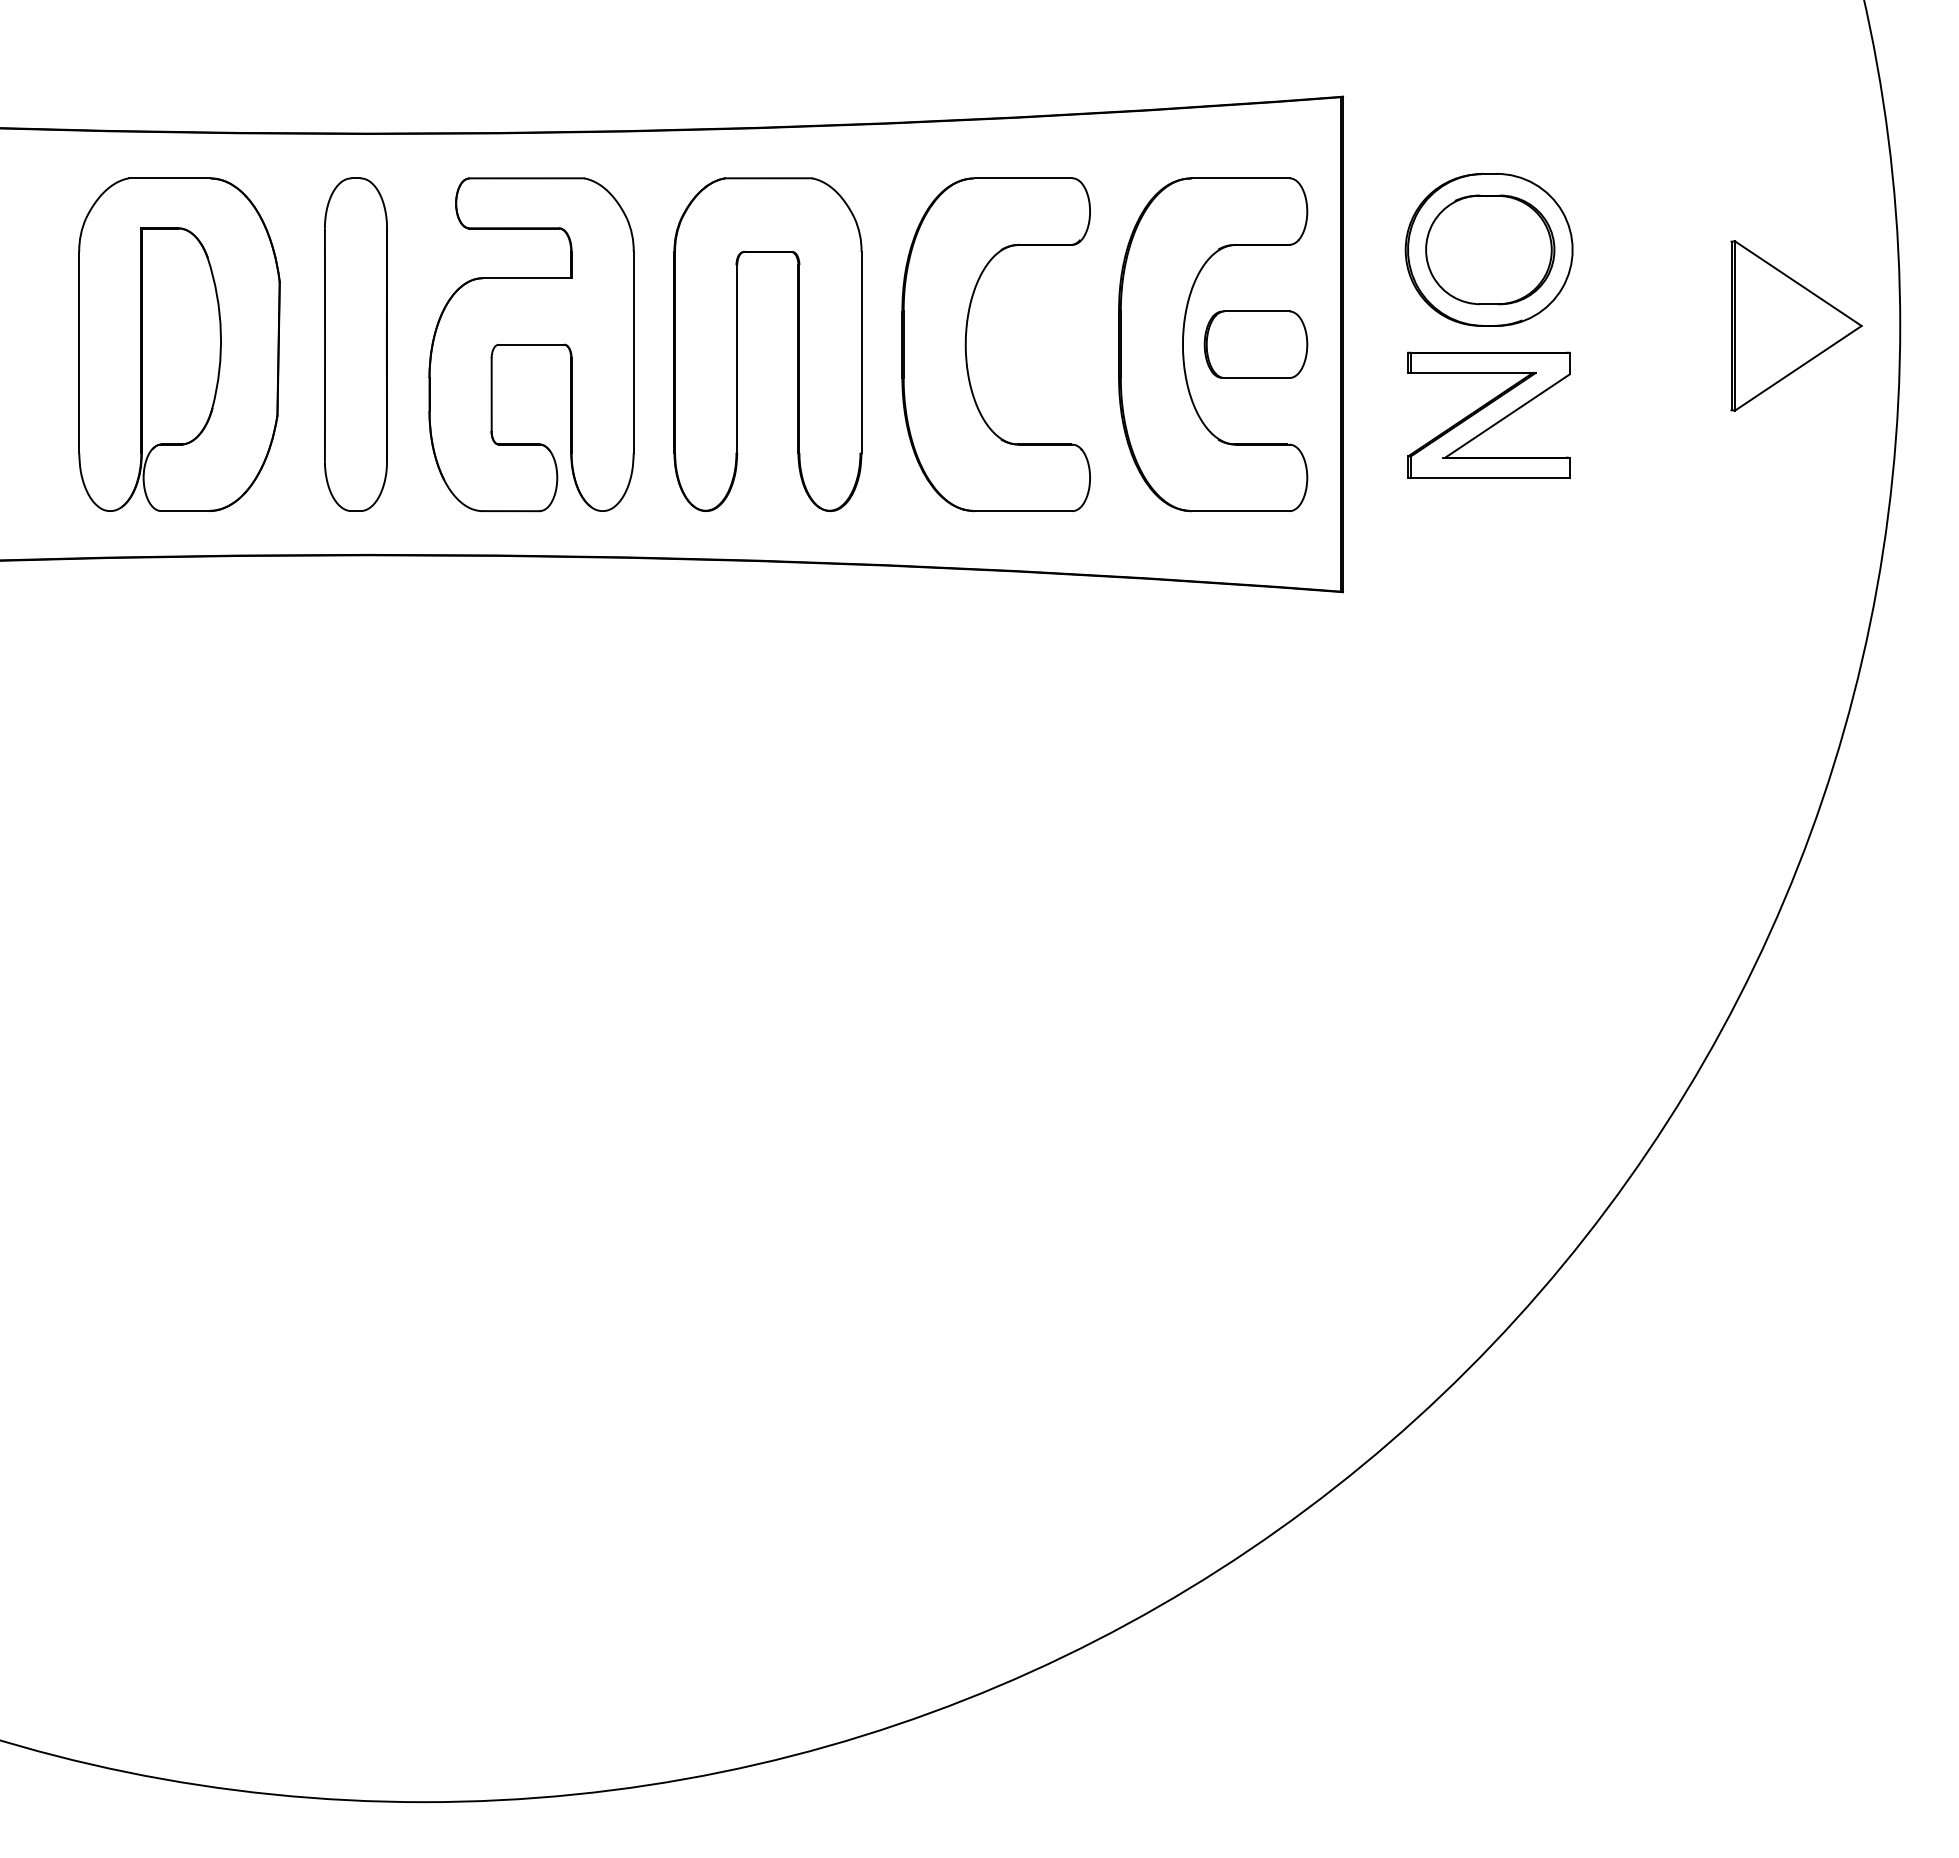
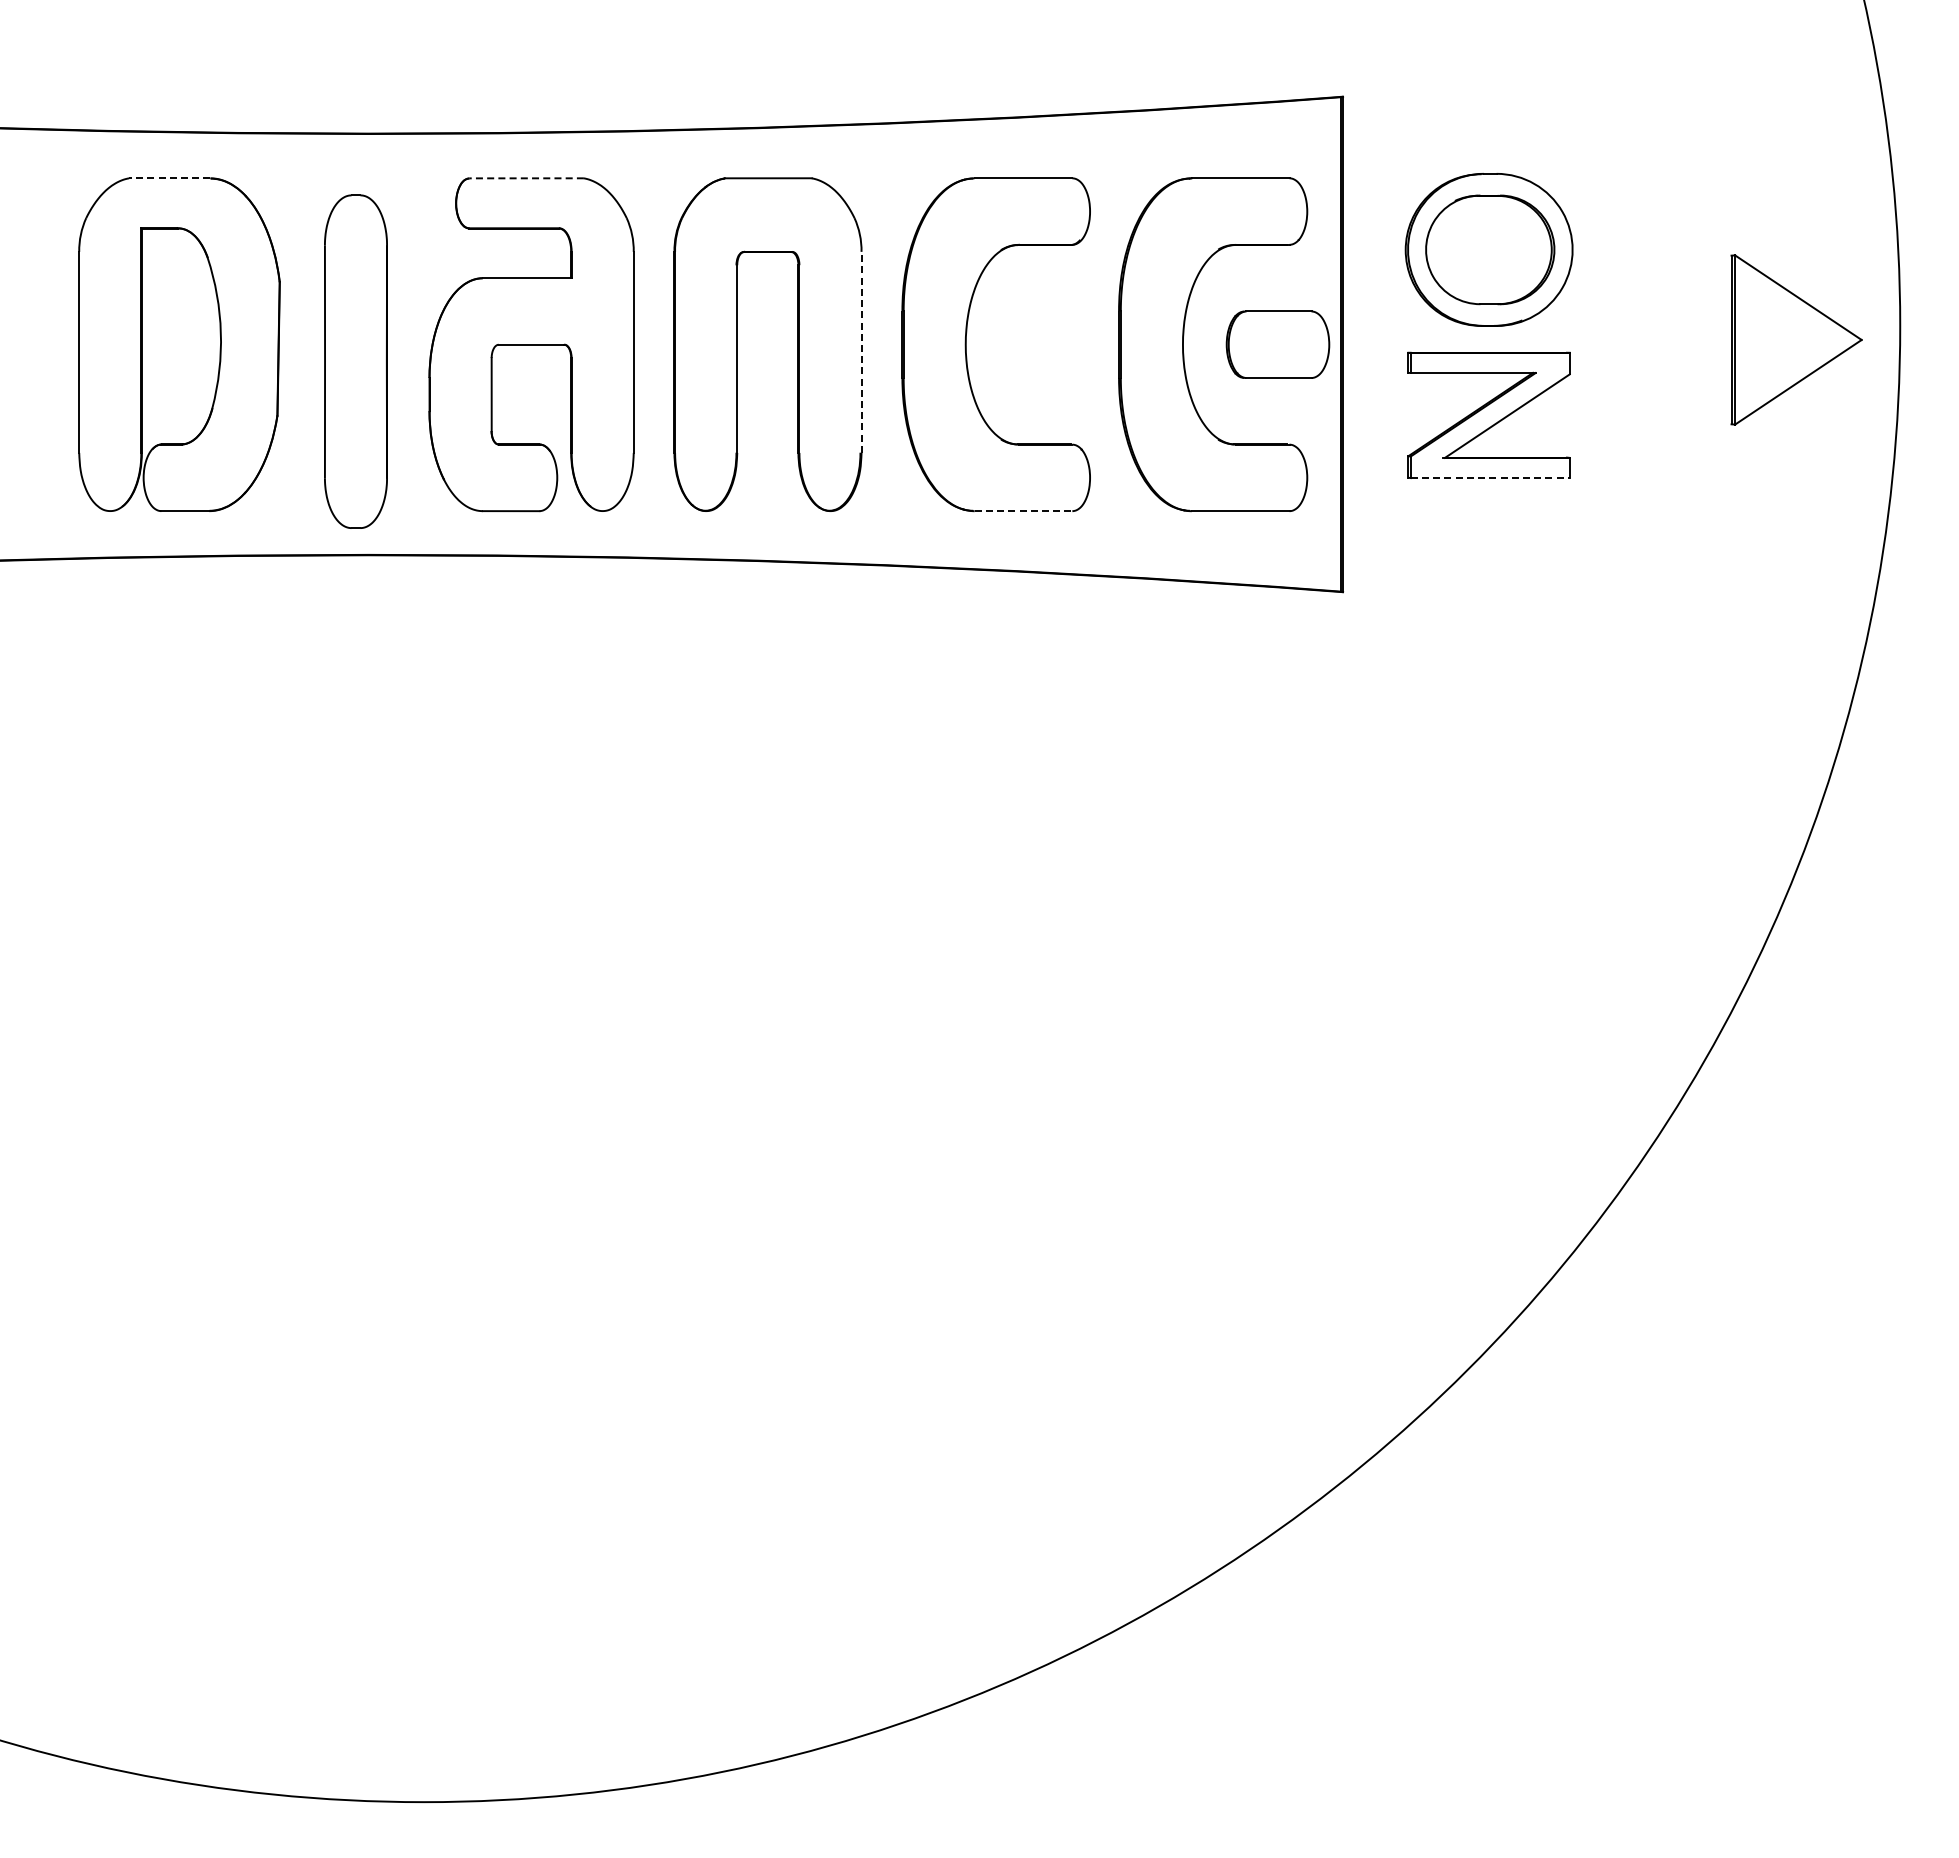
line: solid -> dashed (169, 178)
line: solid -> dashed (526, 178)
part position: (1796, 325) -> (1796, 339) (1796, 339)
part position: (355, 344) -> (355, 361) (355, 361)
part position: (1255, 344) -> (1277, 344) (1277, 344)
line: solid -> dashed (861, 352)
line: solid -> dashed (1490, 478)
line: solid -> dashed (1023, 511)
